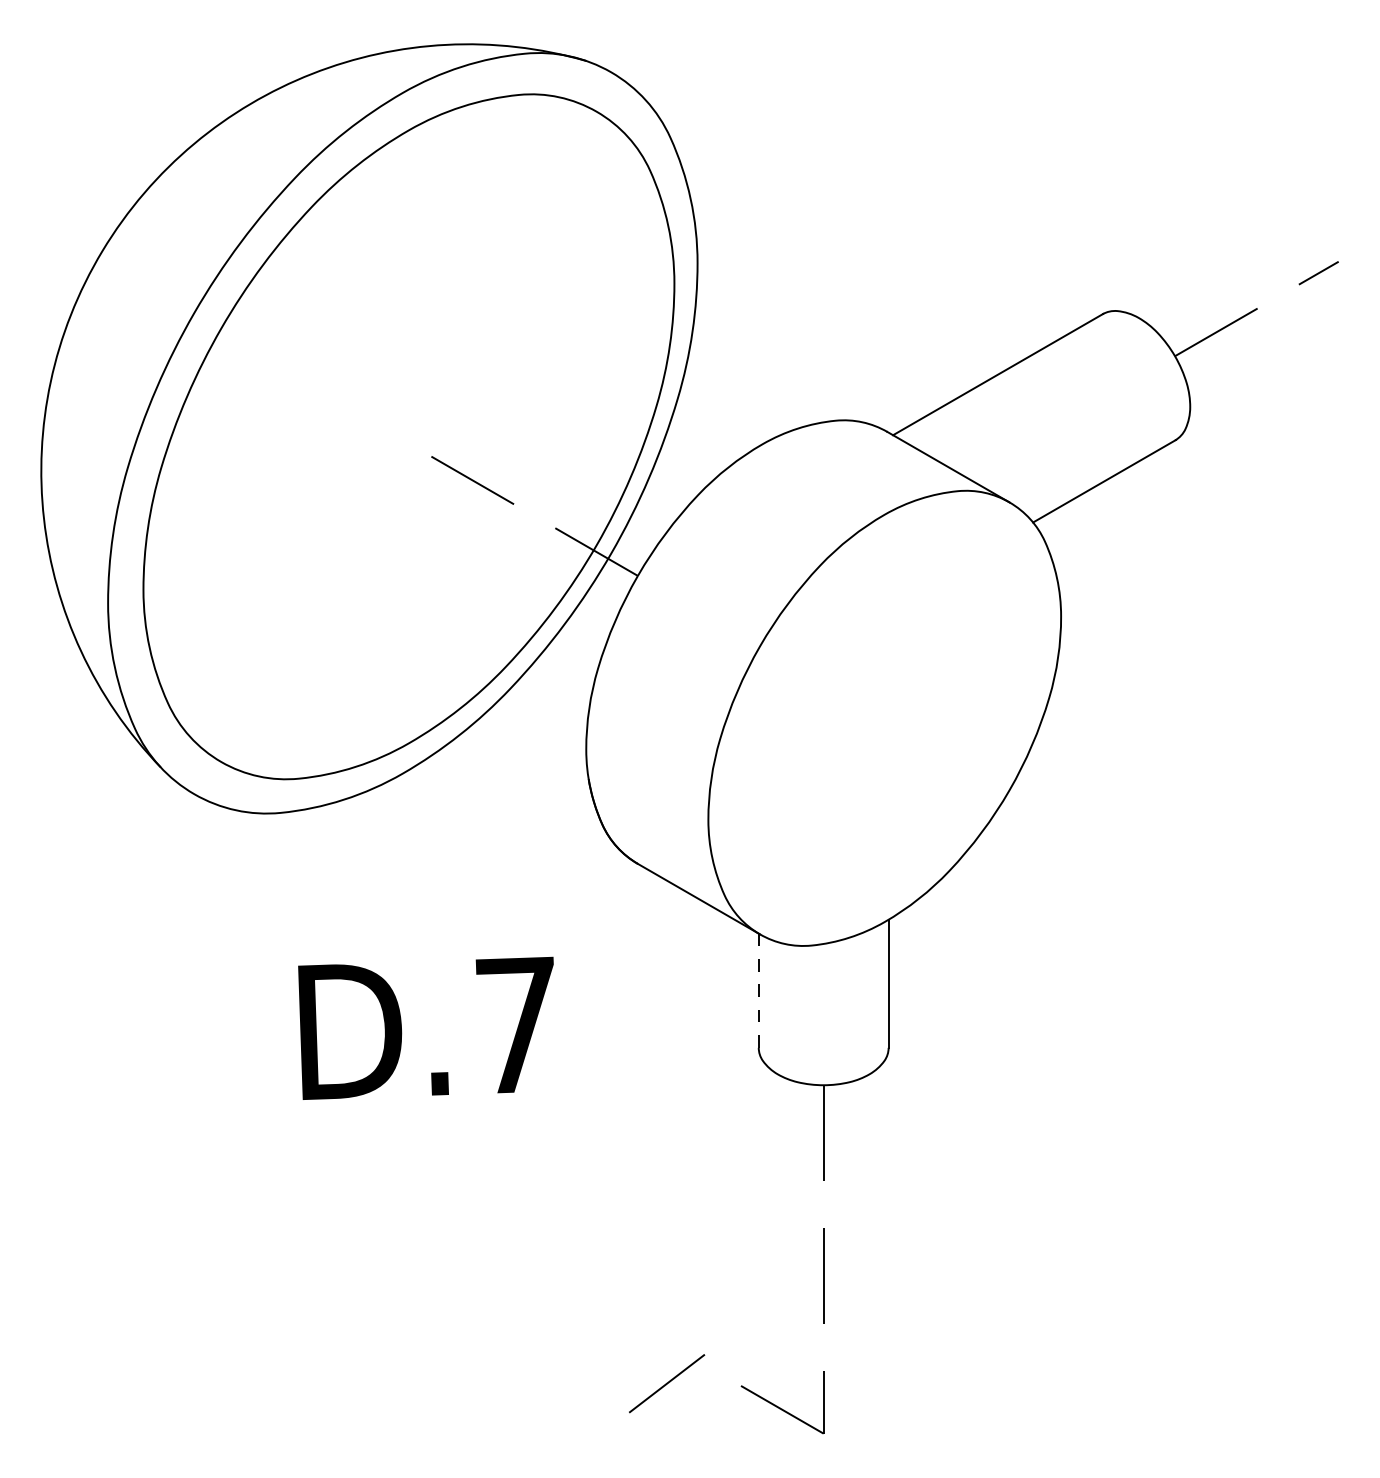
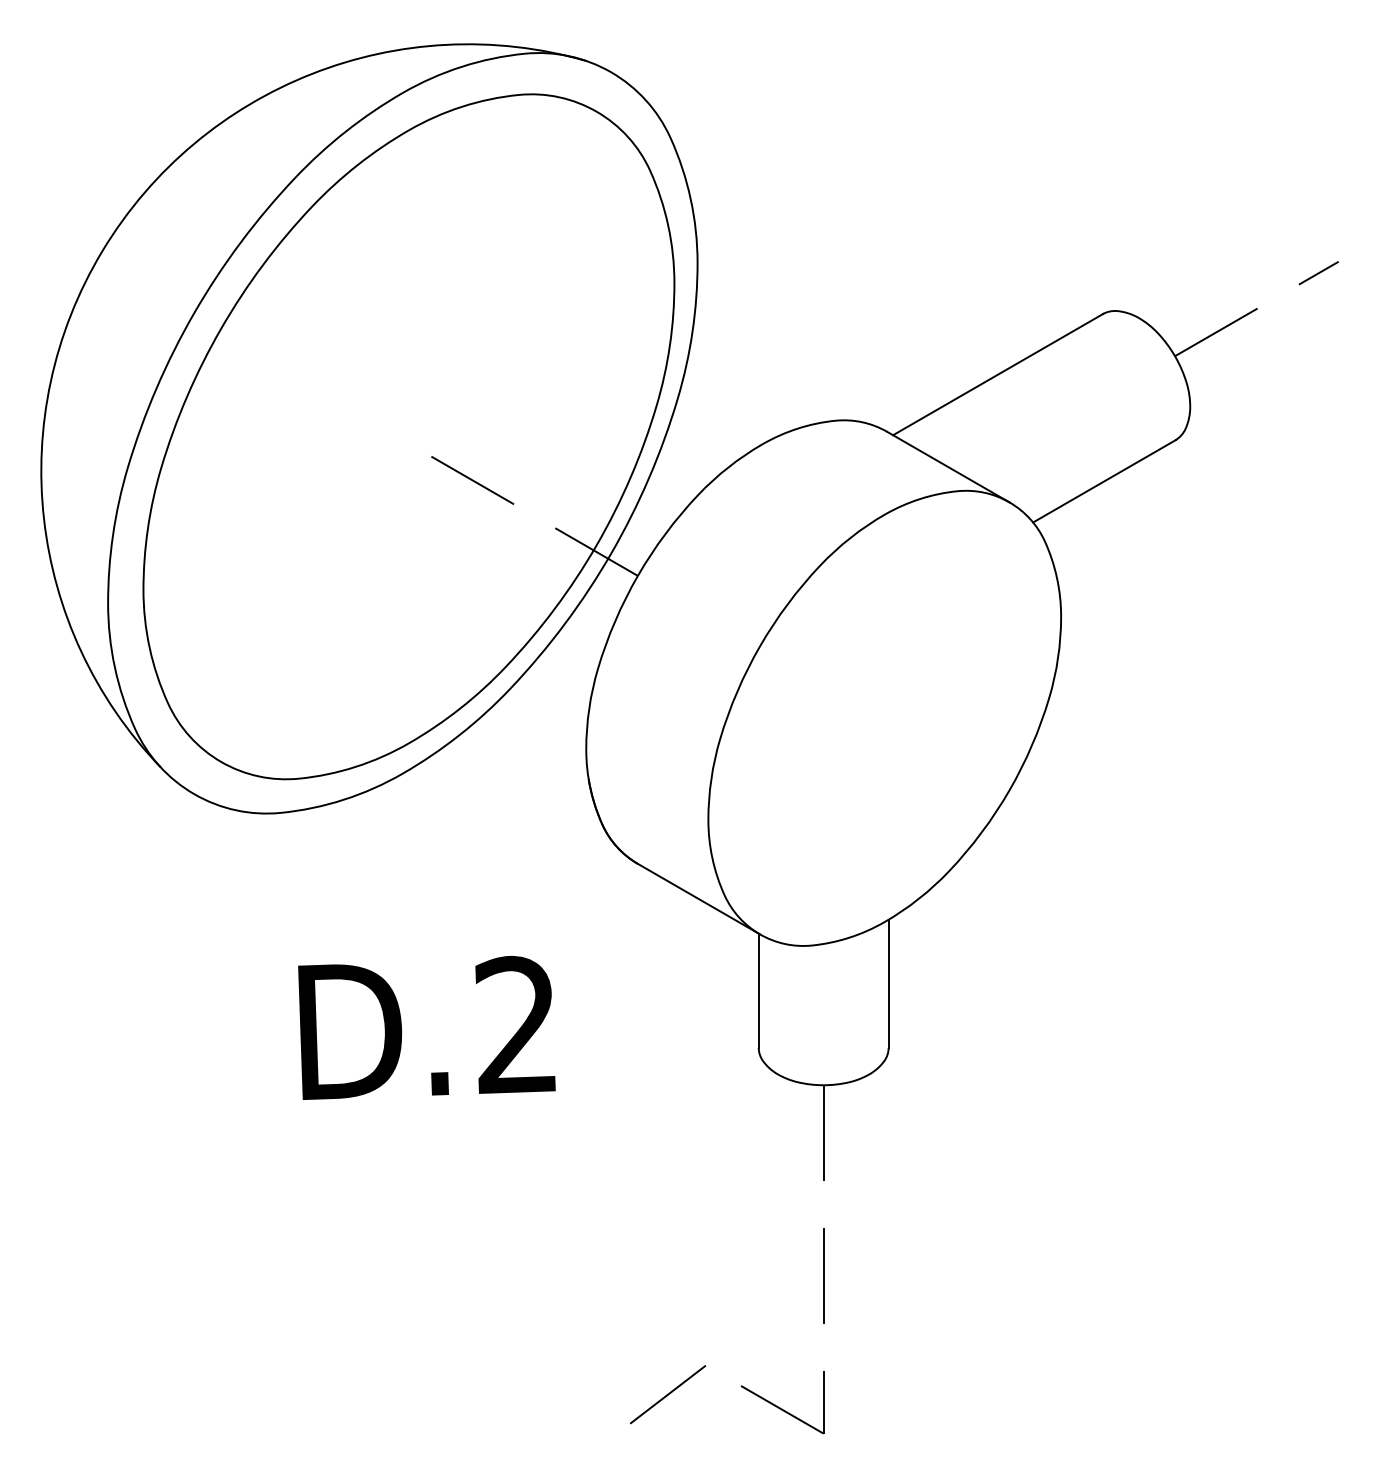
line: dashed -> solid (758, 990)
text: D.7 -> D.2 (515, 1024)
line position: (667, 1383) -> (668, 1394) (668, 1394)
